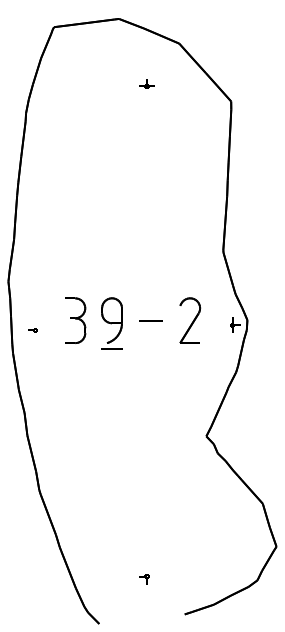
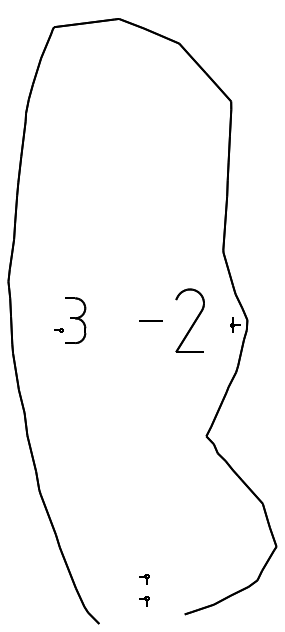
part: present -> none (146, 83)
part size: 23x47 px -> 30x65 px (189, 320)
part: present -> none (111, 323)
part position: (32, 330) -> (58, 330) (58, 330)
part: none -> present (144, 601)
